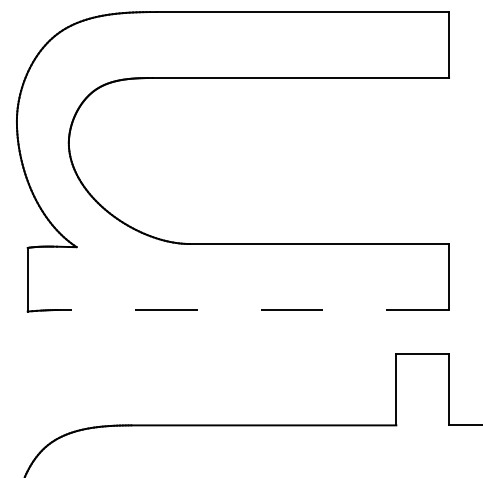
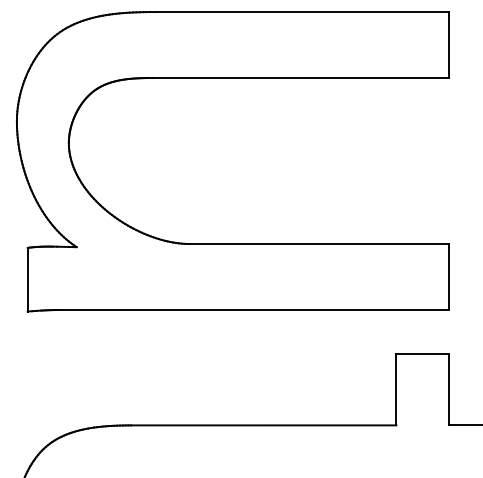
line: dashed -> solid (254, 309)
